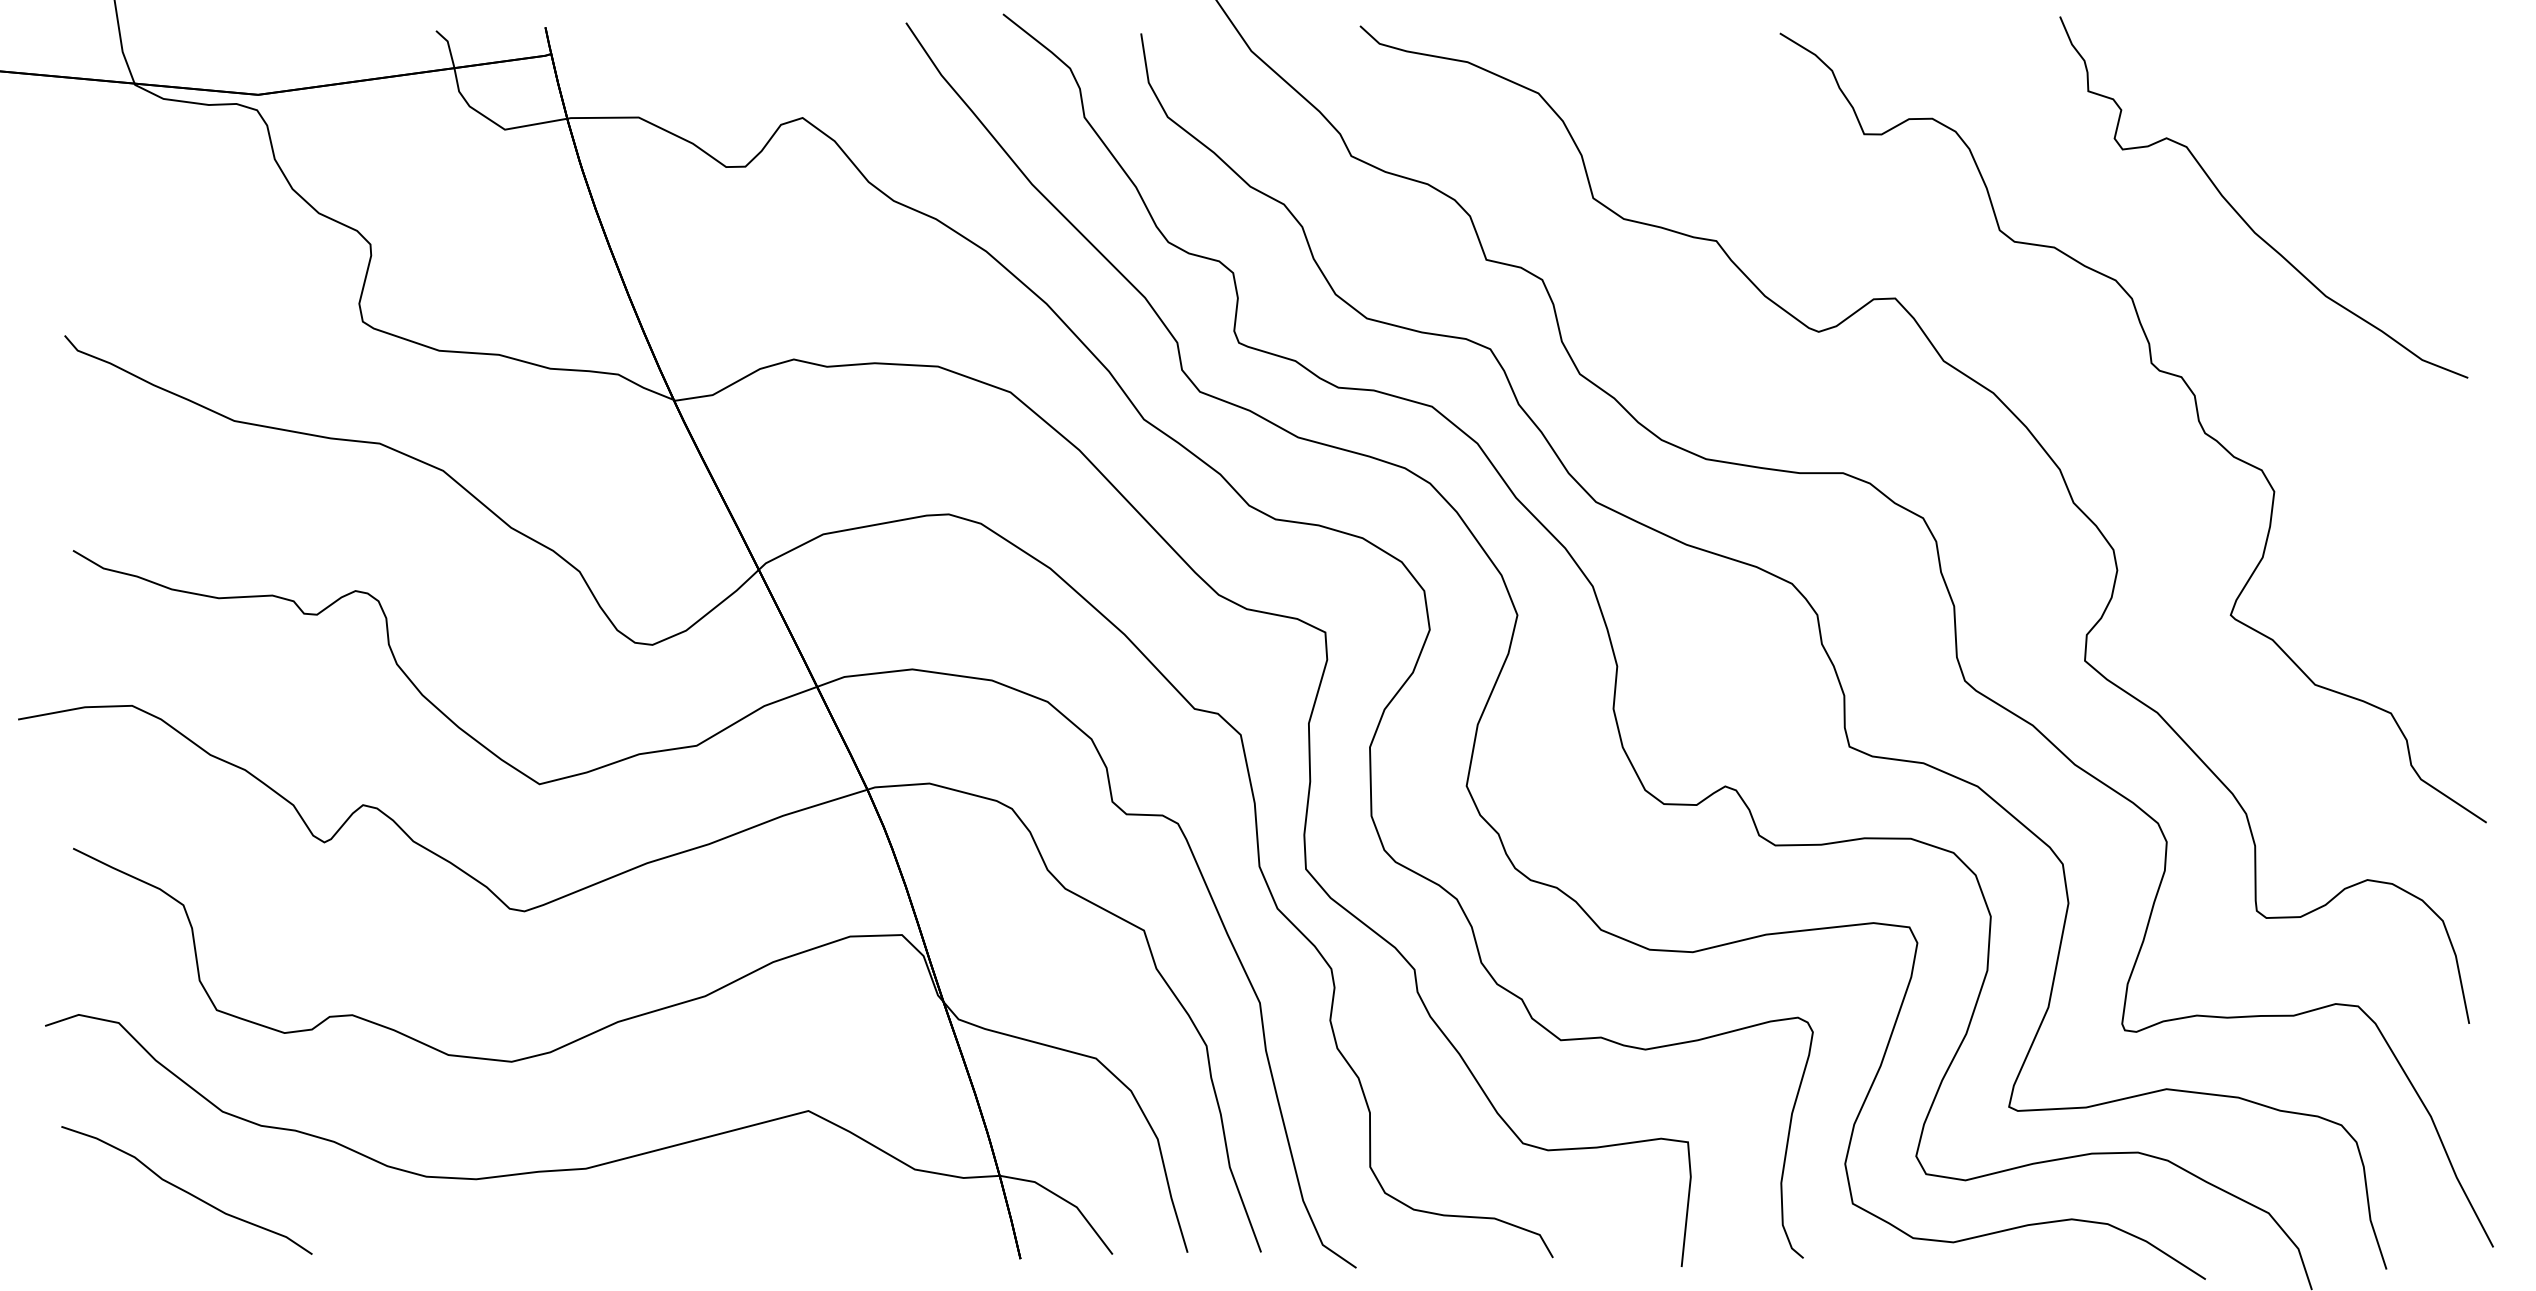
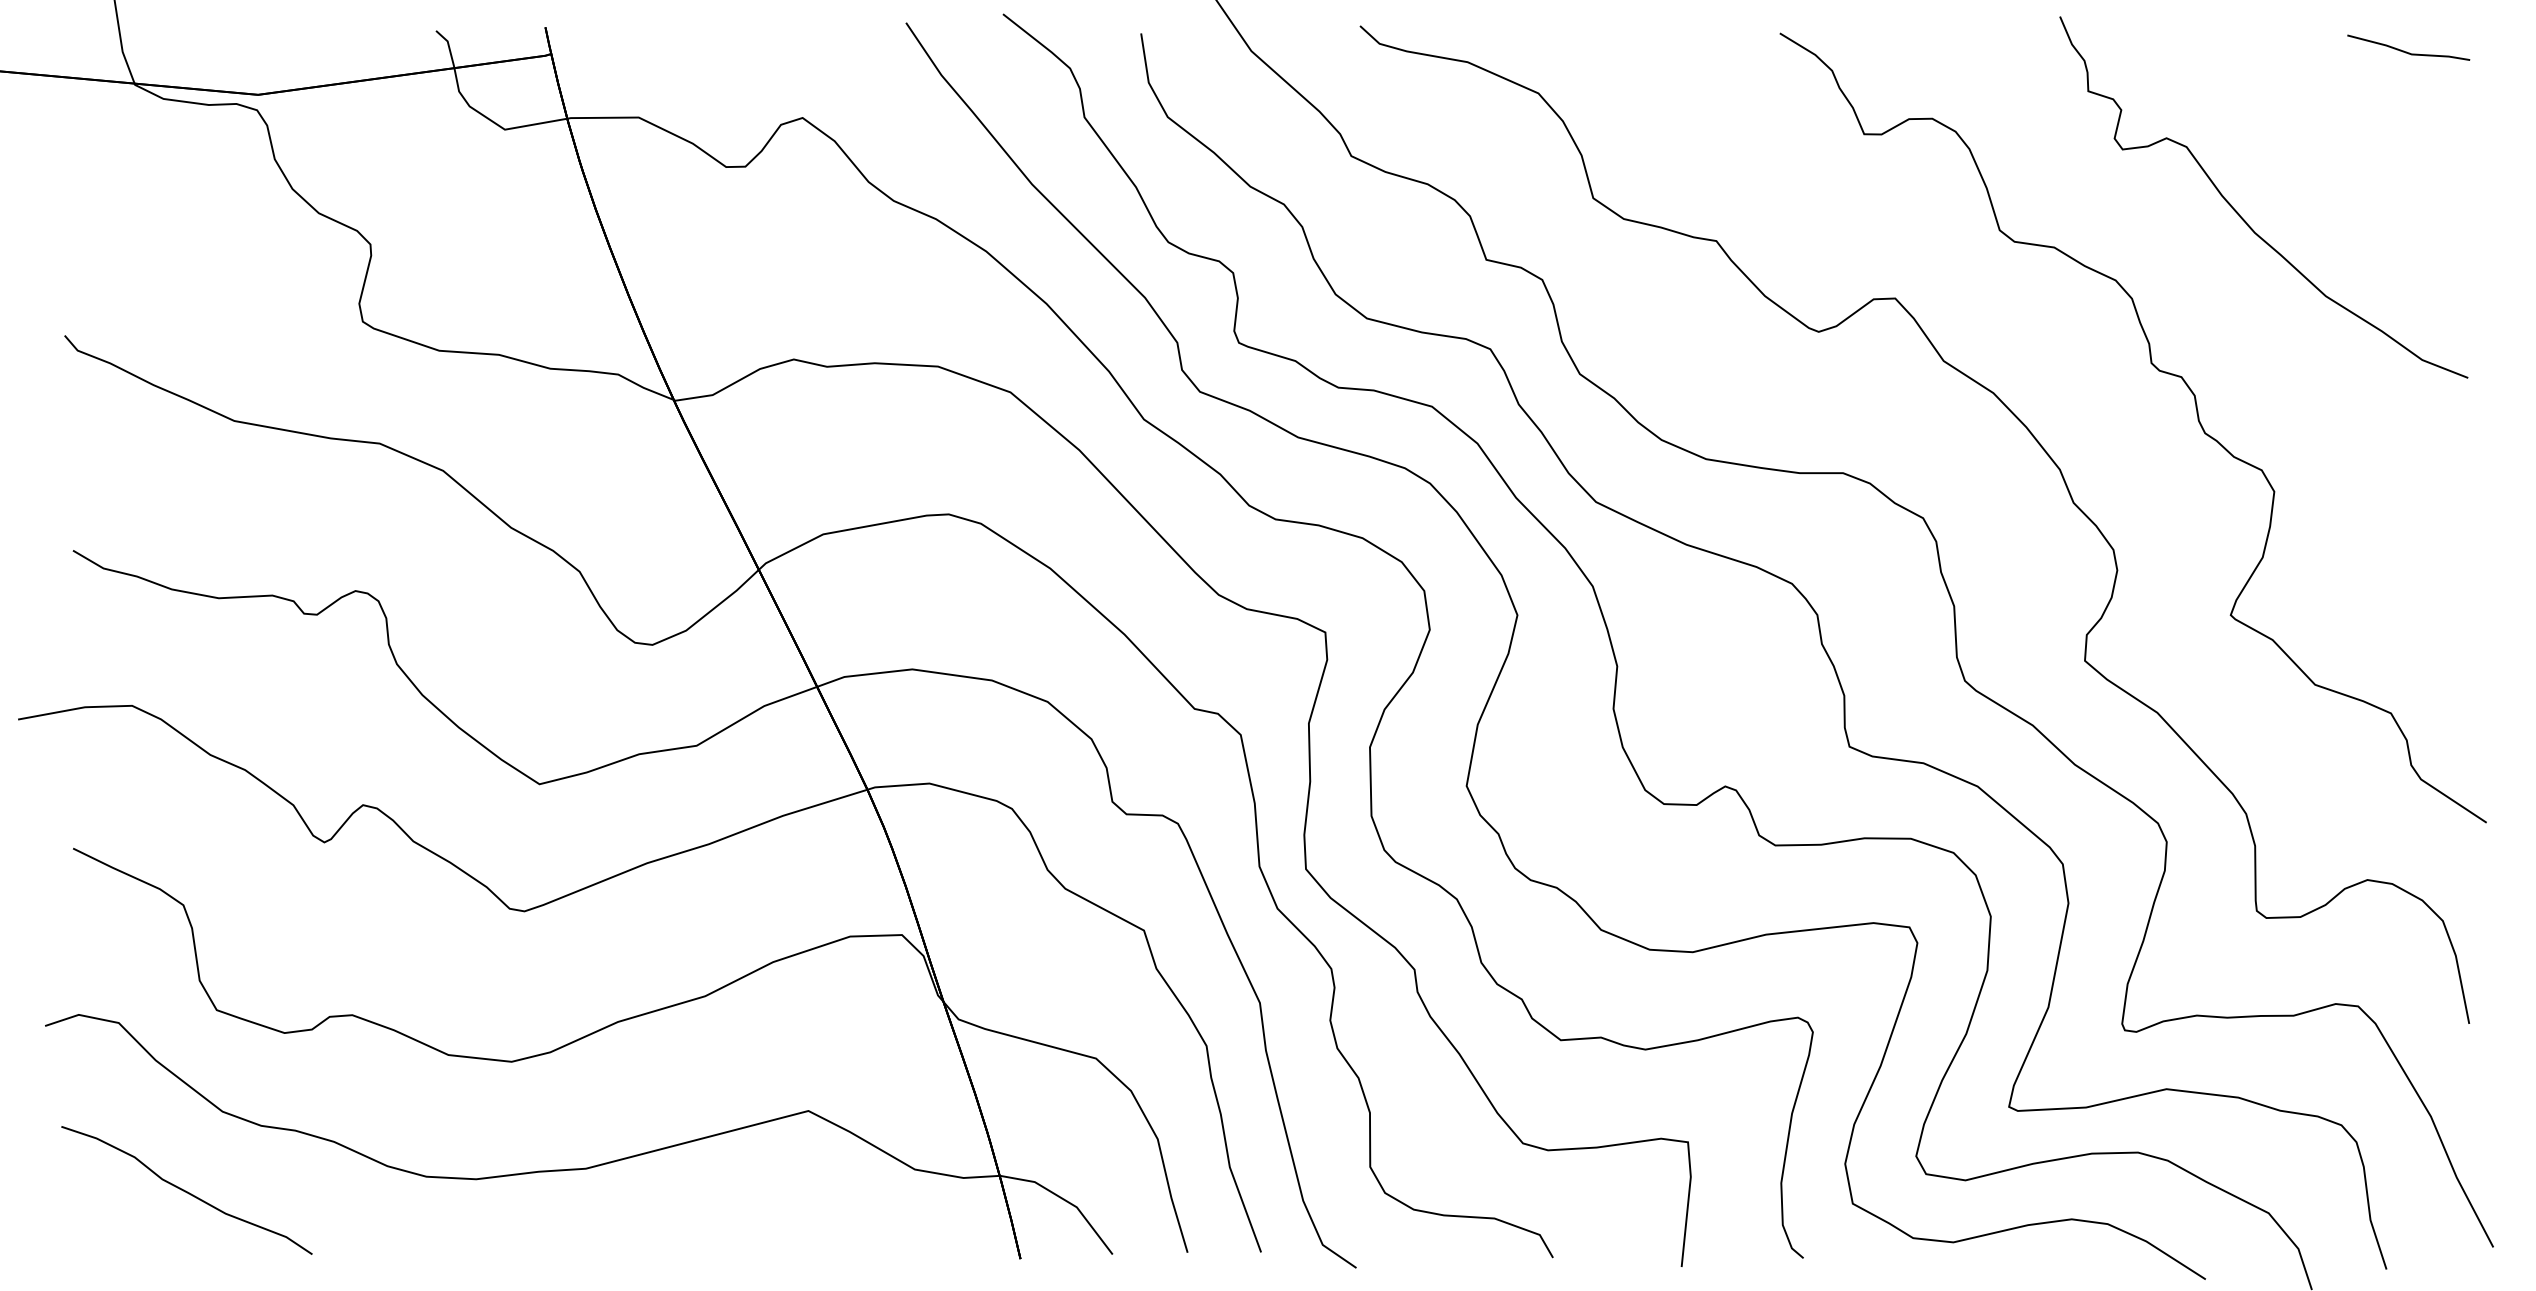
line: none -> present (2406, 51)
